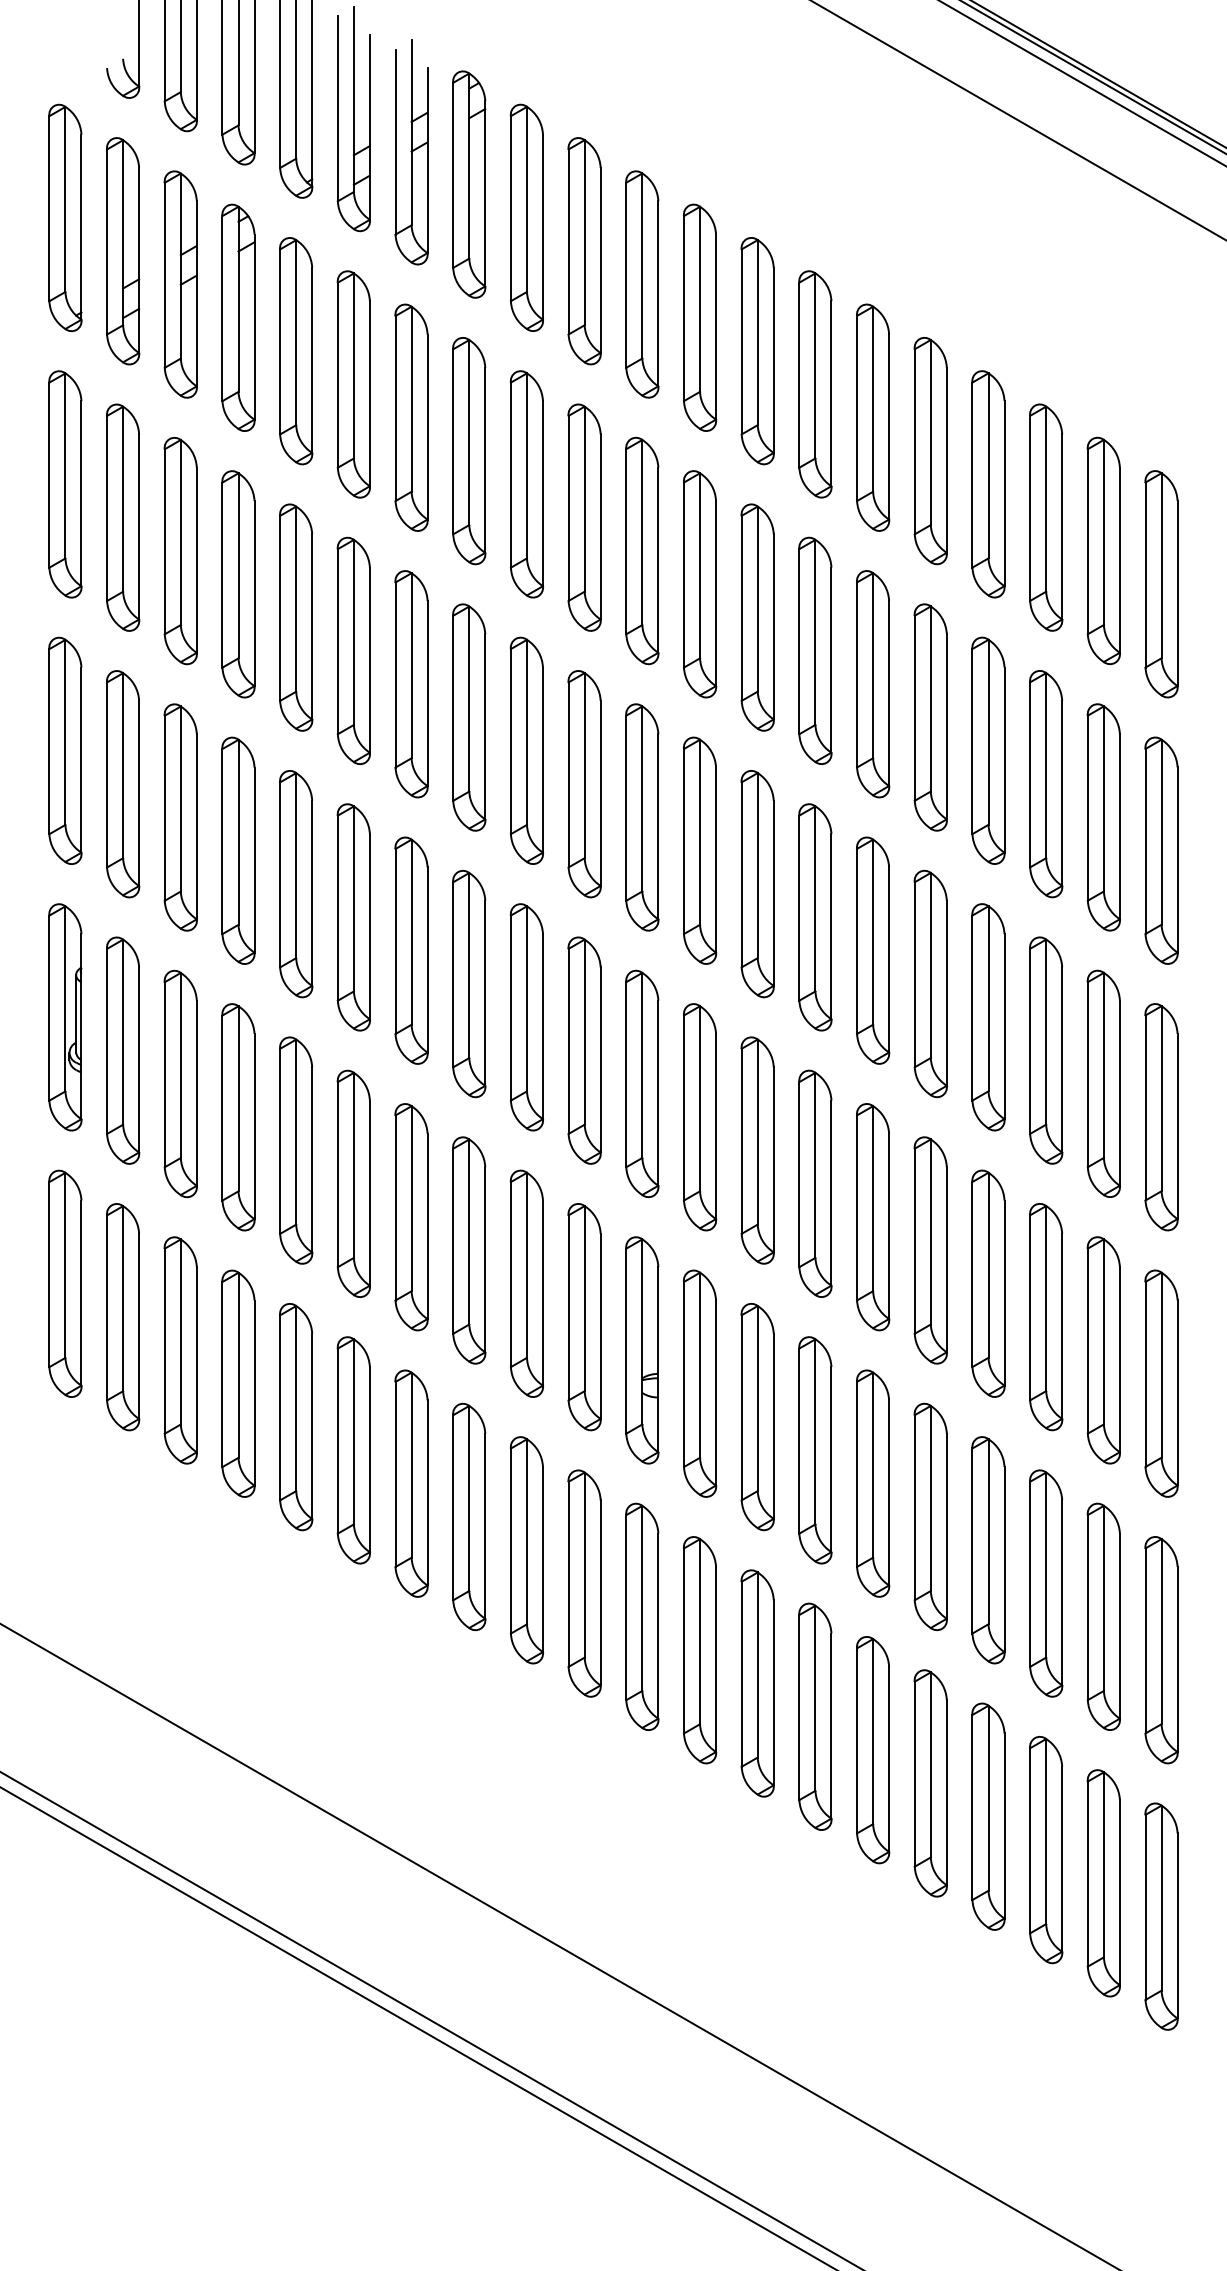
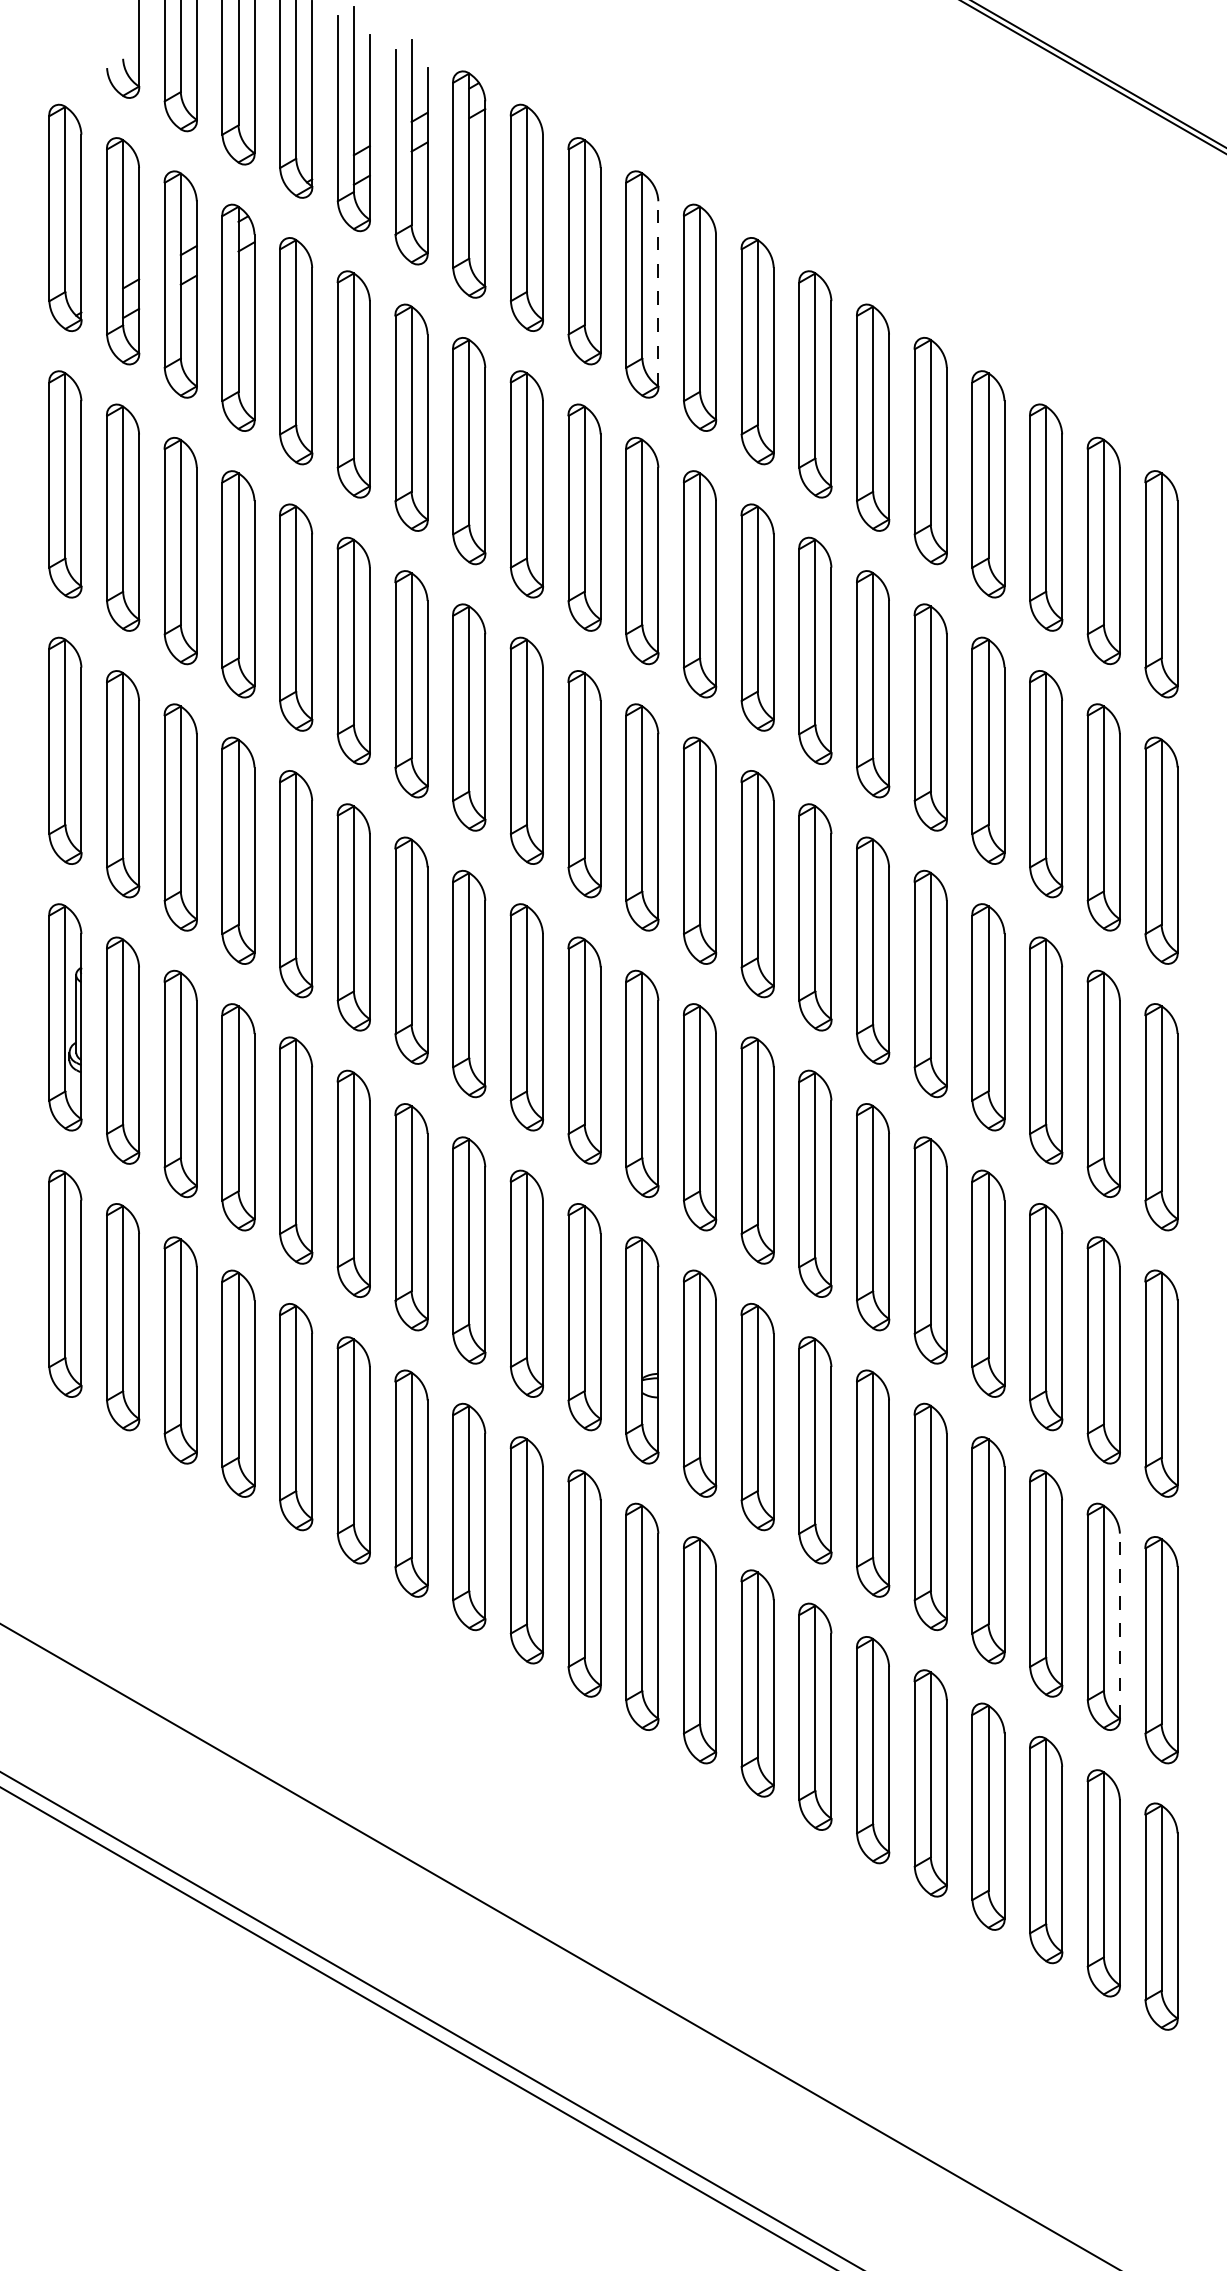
line: present -> none (1082, 83)
line: present -> none (1018, 120)
line: solid -> dashed (658, 293)
line: solid -> dashed (1119, 1626)
